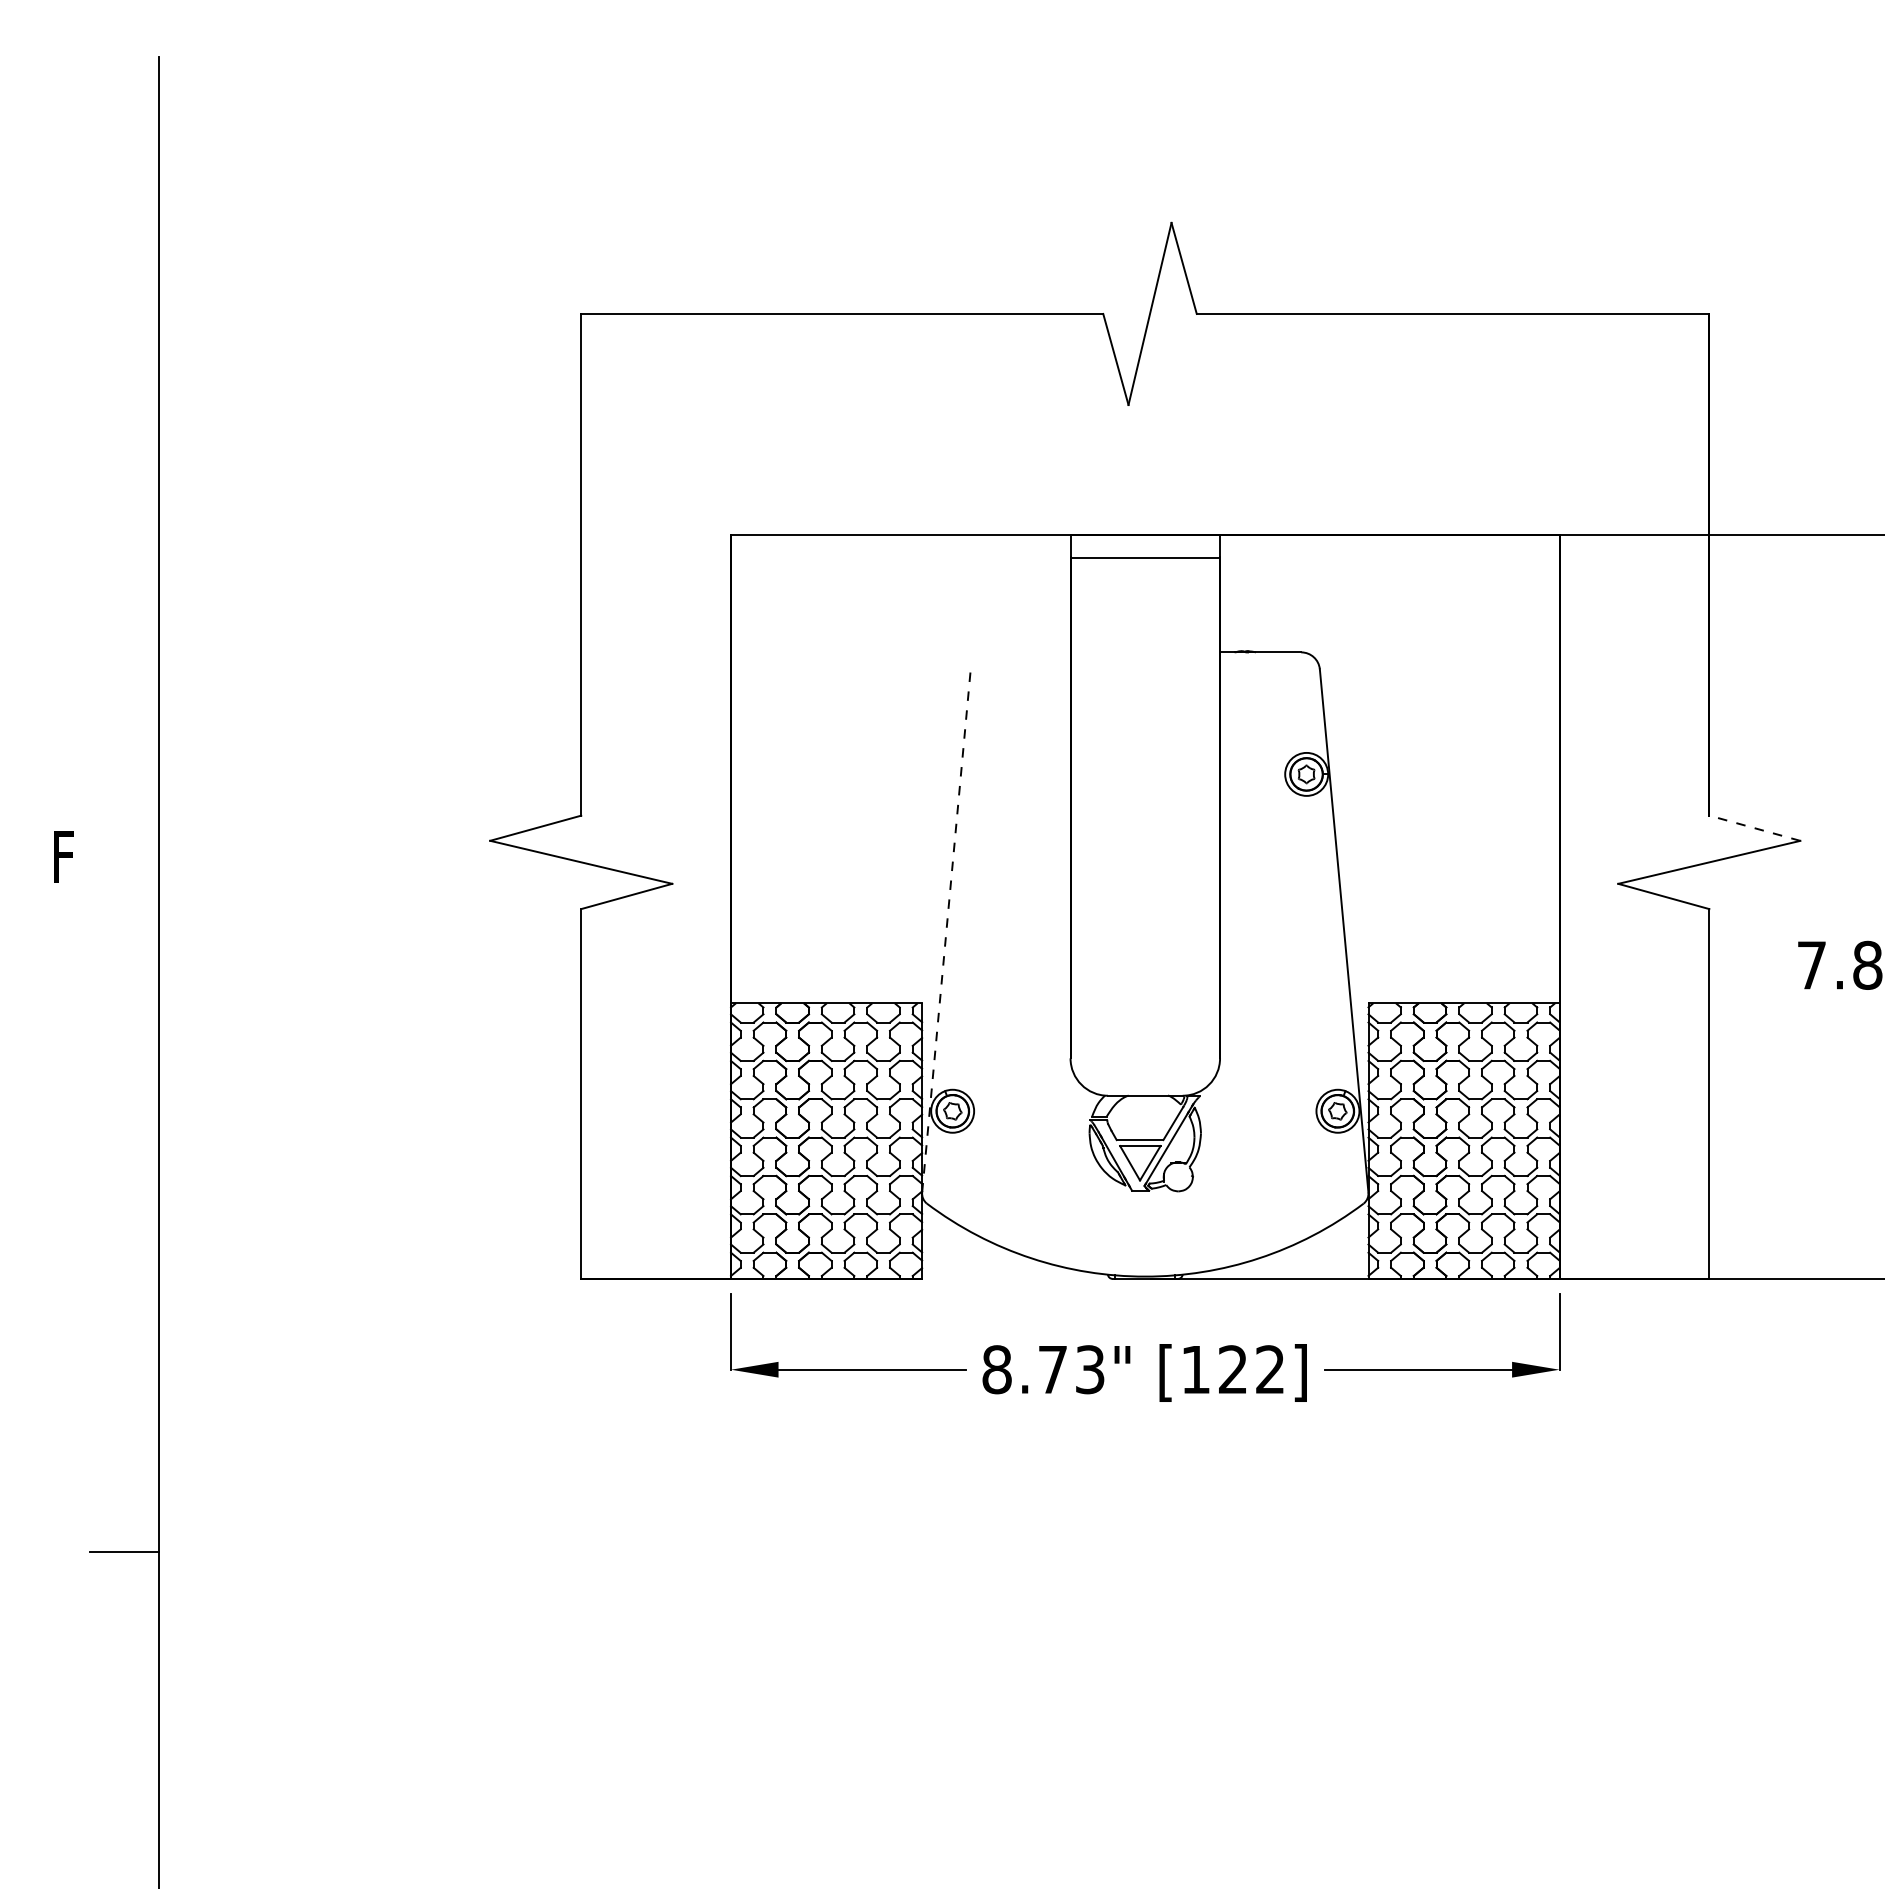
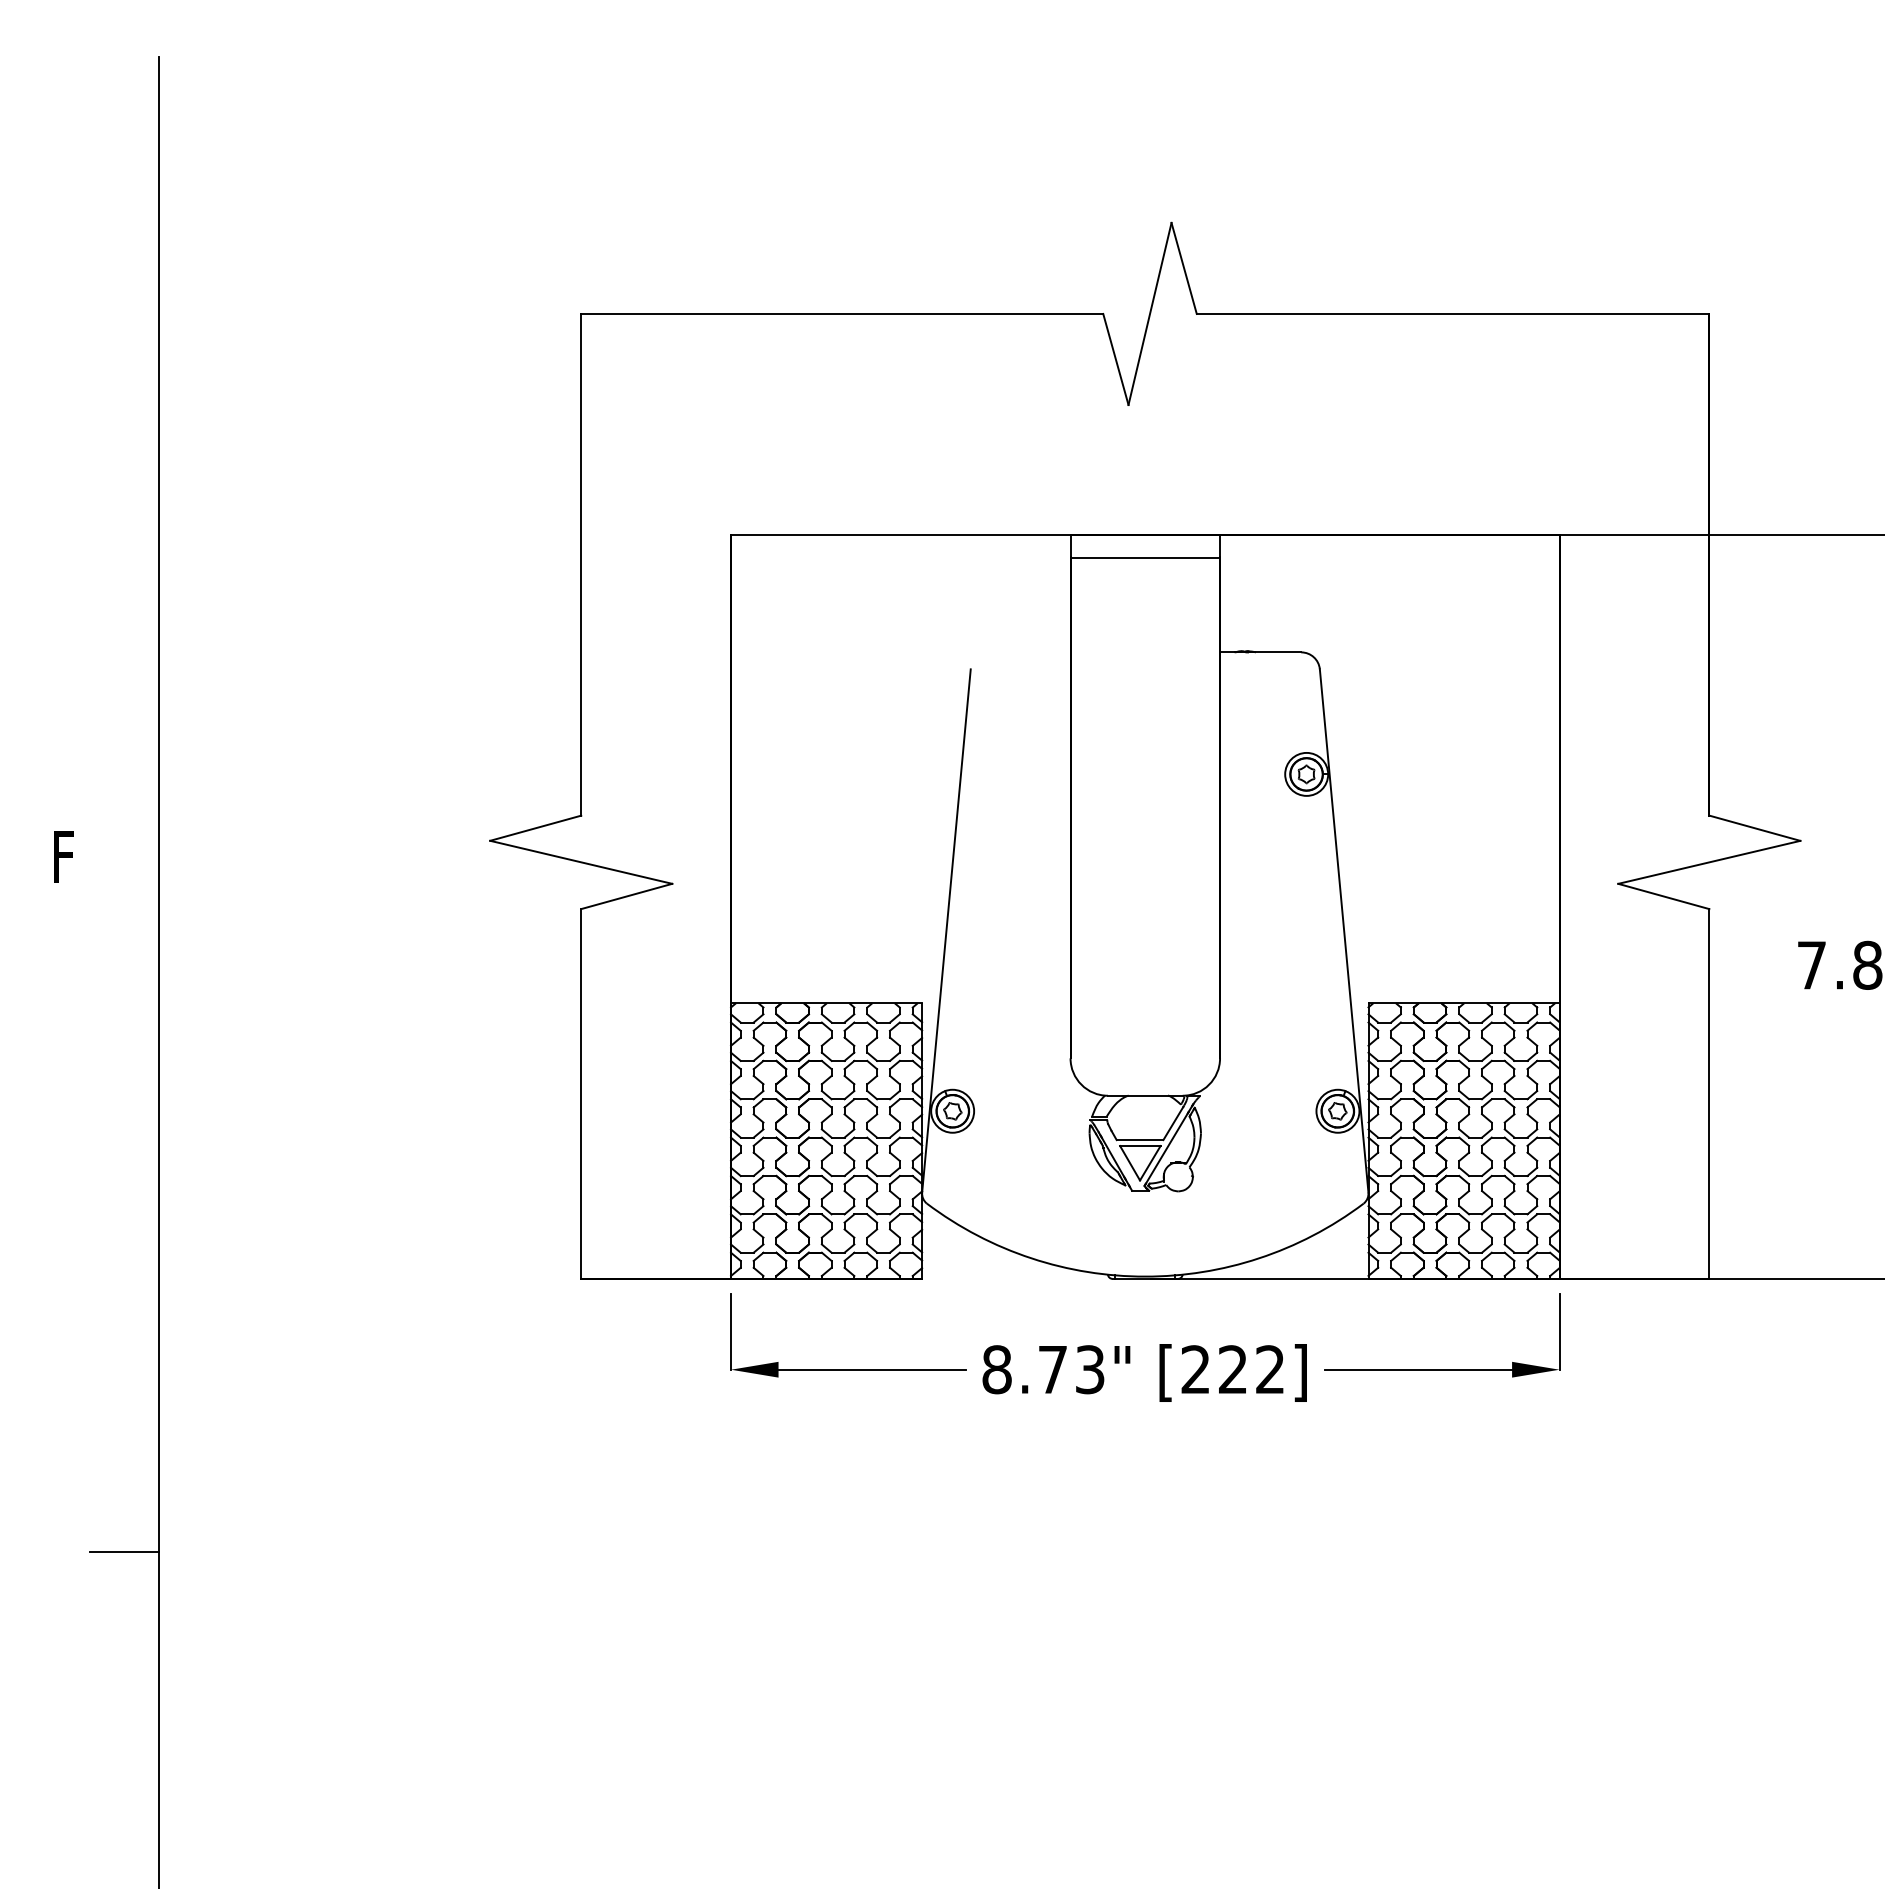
line: dashed -> solid (1754, 828)
line: dashed -> solid (946, 930)
text: [122] -> [222] (1195, 1369)
